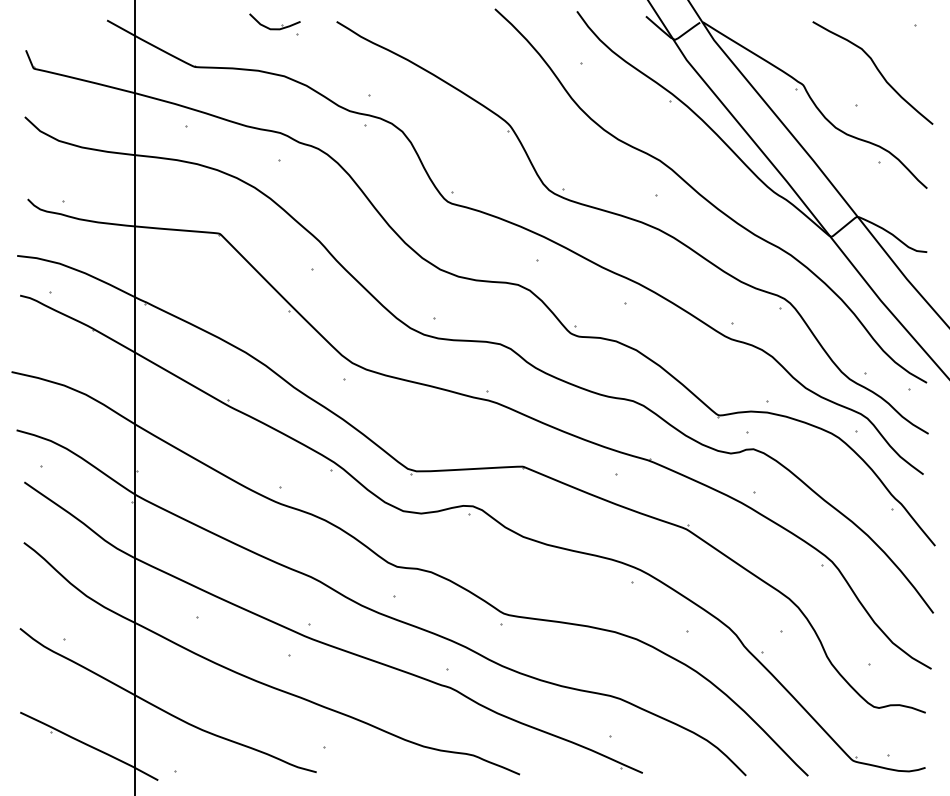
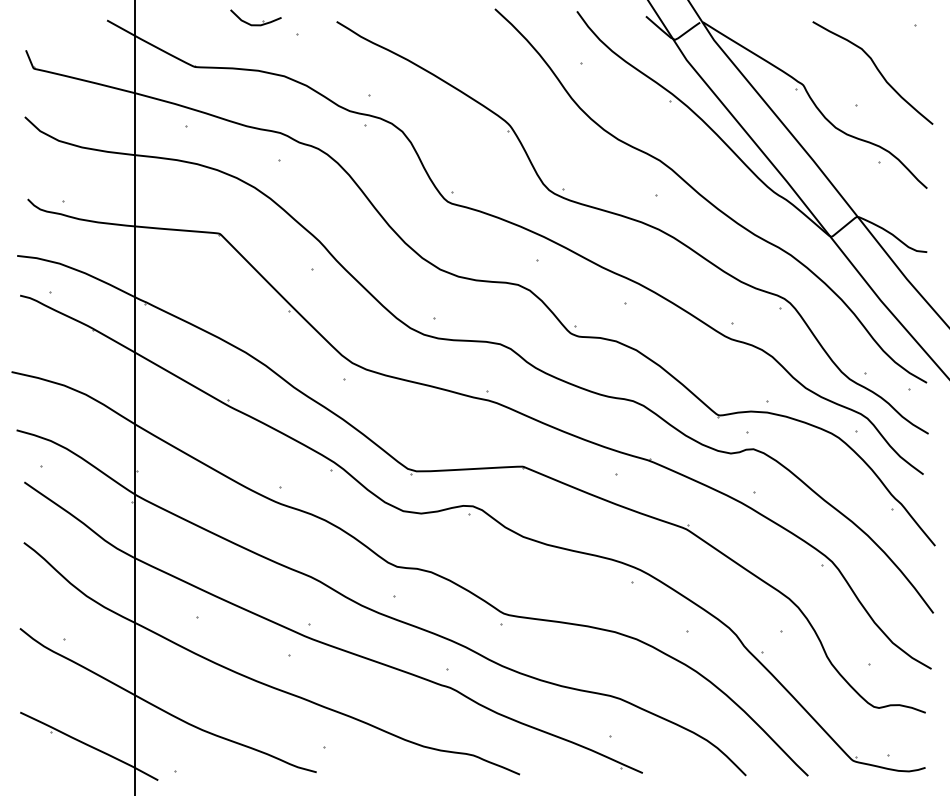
part position: (274, 28) -> (255, 24) (255, 24)
